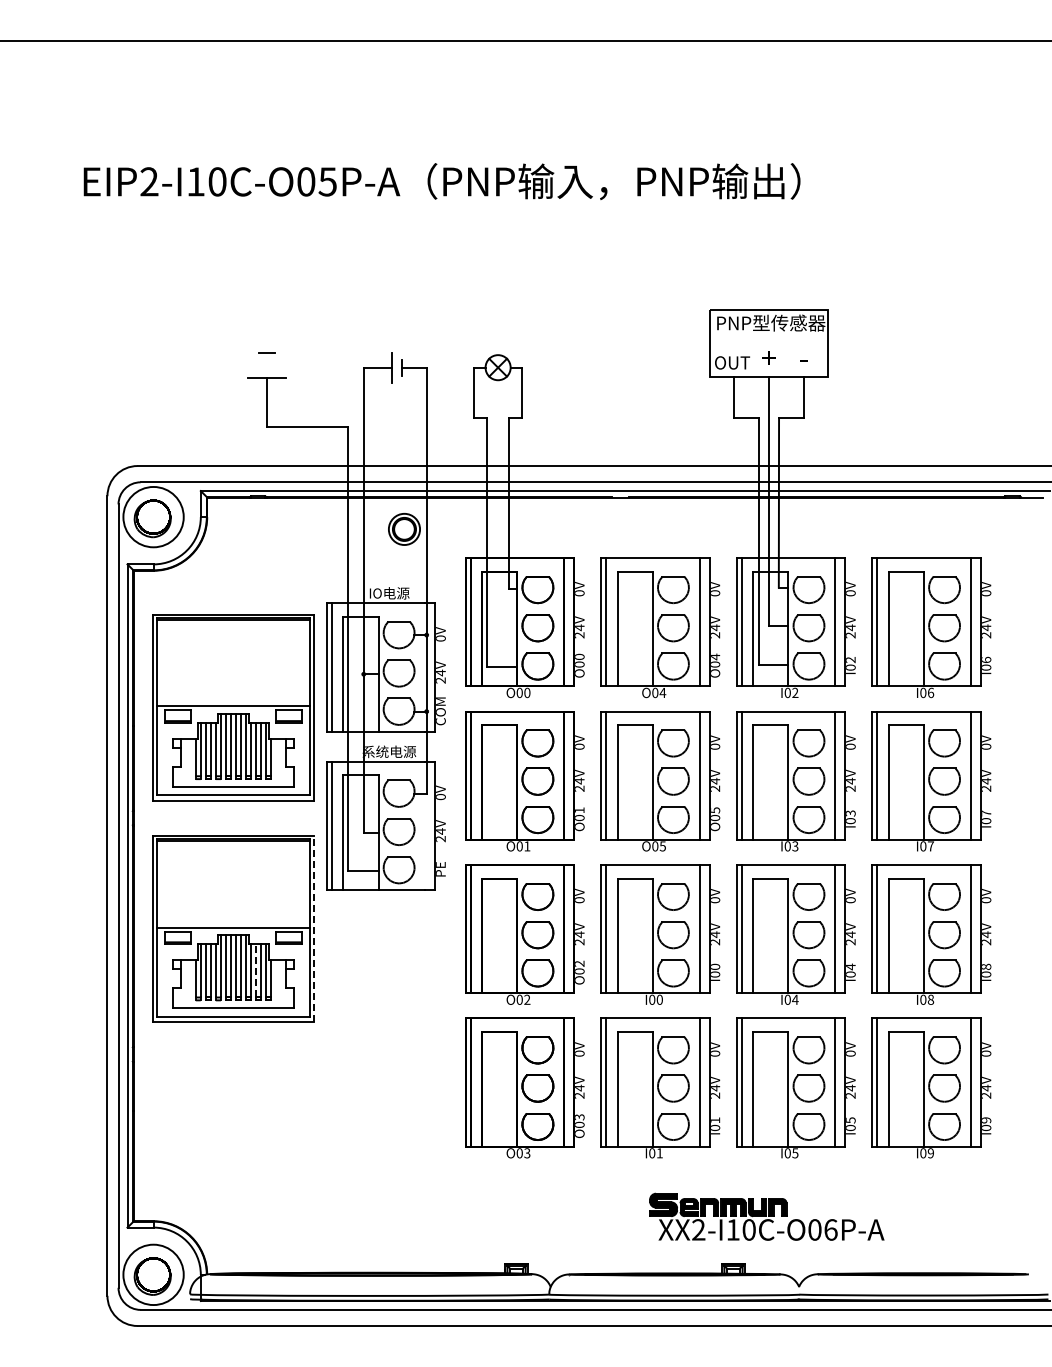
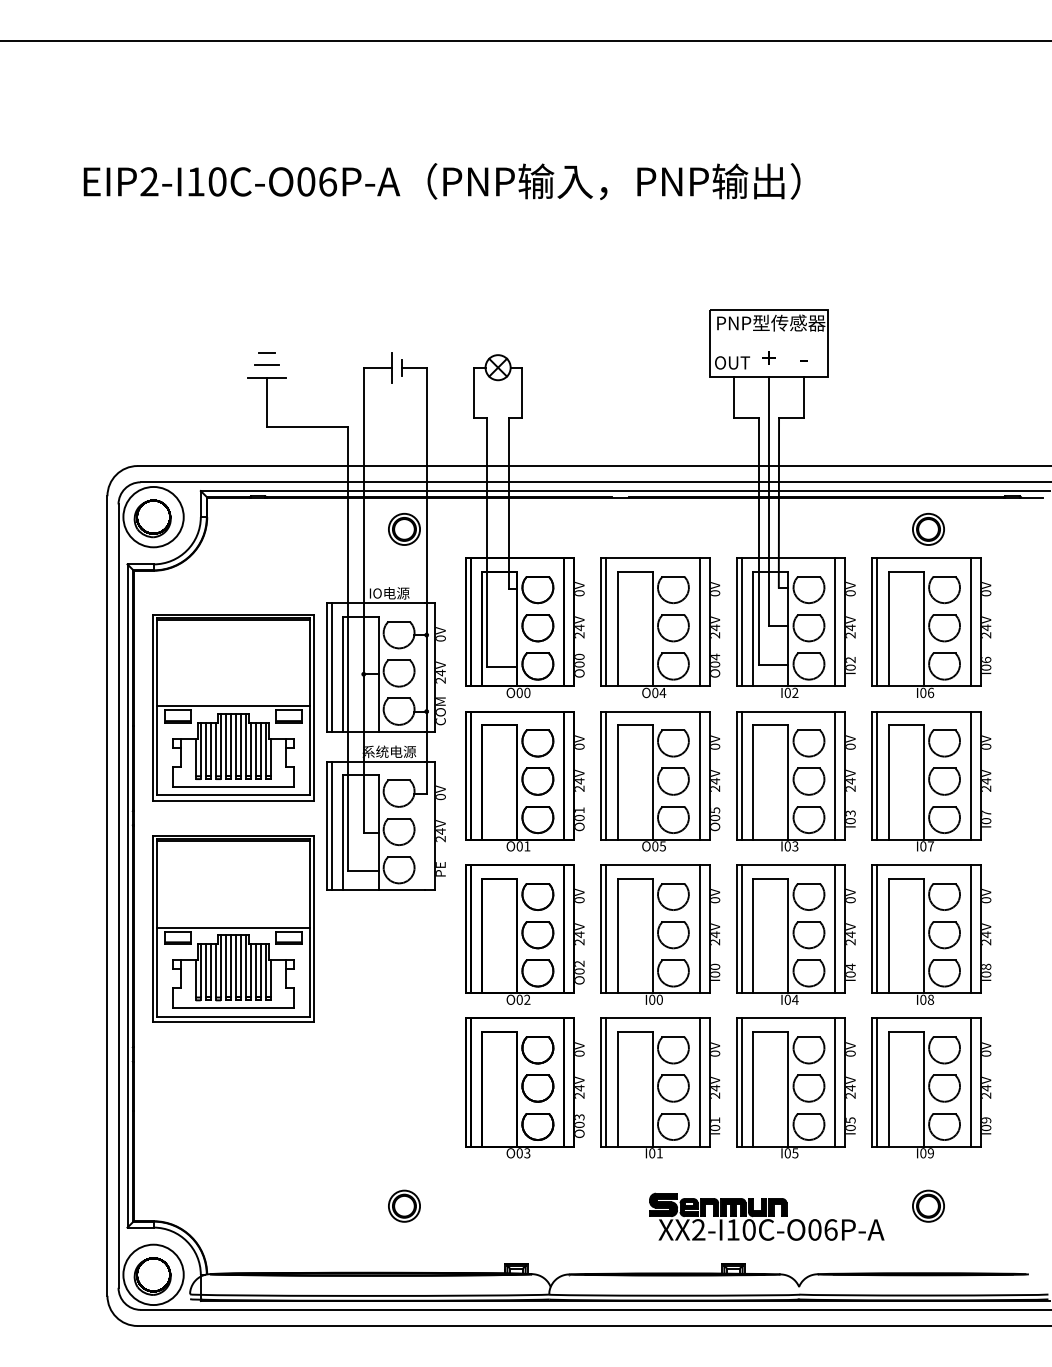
text: EIP2-I10C-O05P-A -> EIP2-I10C-O06P-A (327, 181)
line: none -> present (267, 365)
part: none -> present (928, 529)
line: dashed -> solid (314, 928)
line: dashed -> solid (256, 970)
part: none -> present (404, 1205)
part: none -> present (928, 1205)
